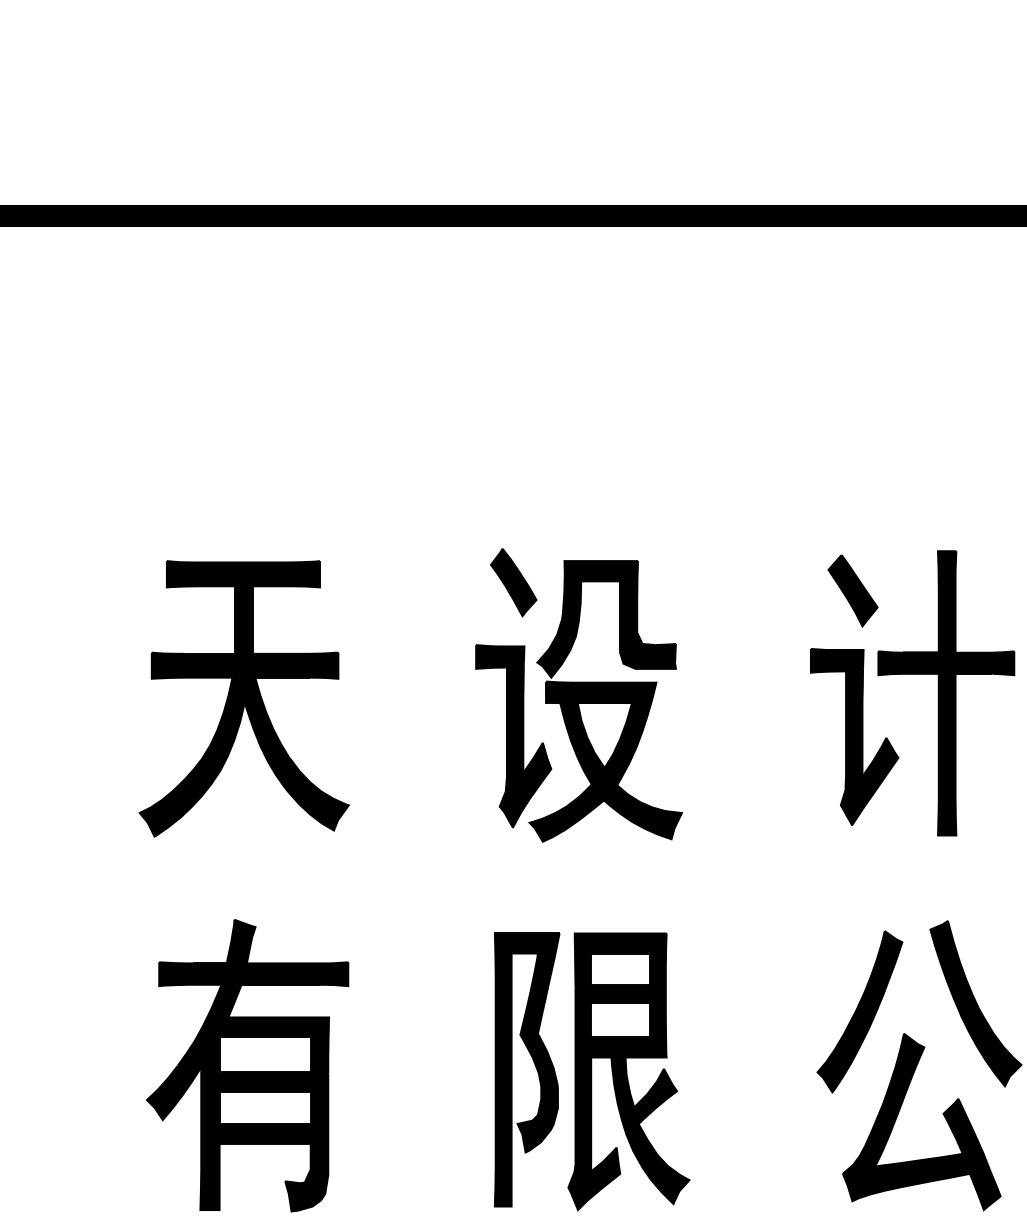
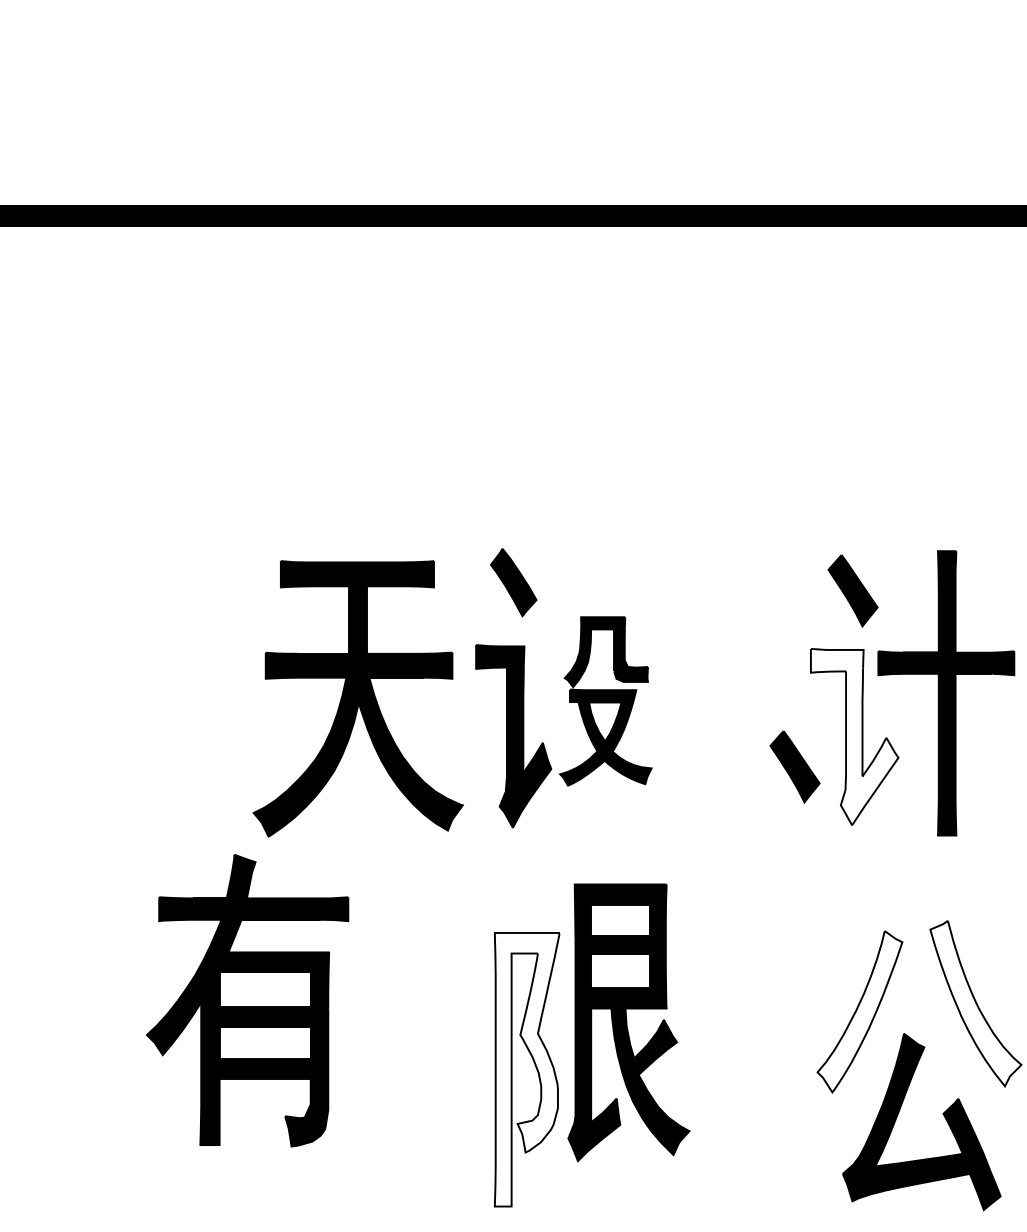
part position: (243, 698) -> (357, 698) (357, 698)
part size: 156x283 px -> 94x171 px (605, 701)
fill: present -> none (854, 736)
part: none -> present (794, 766)
fill: present -> none (975, 1003)
fill: present -> none (859, 1011)
part position: (247, 1065) -> (247, 1000) (247, 1000)
fill: present -> none (526, 1069)
part position: (628, 1071) -> (628, 1022) (628, 1022)
